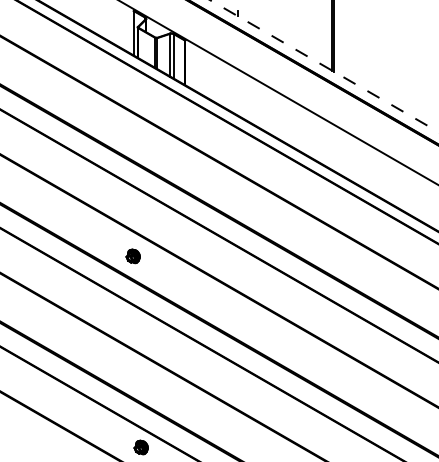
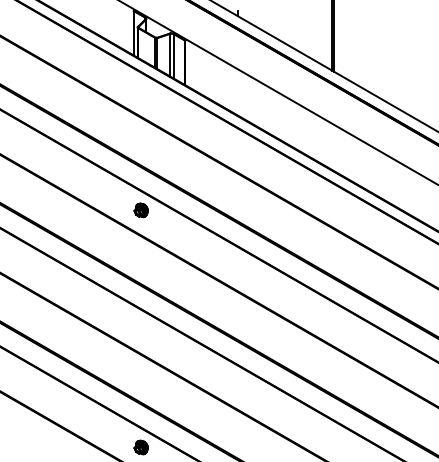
line: dashed -> solid (324, 66)
part position: (132, 256) -> (140, 210) (140, 210)
